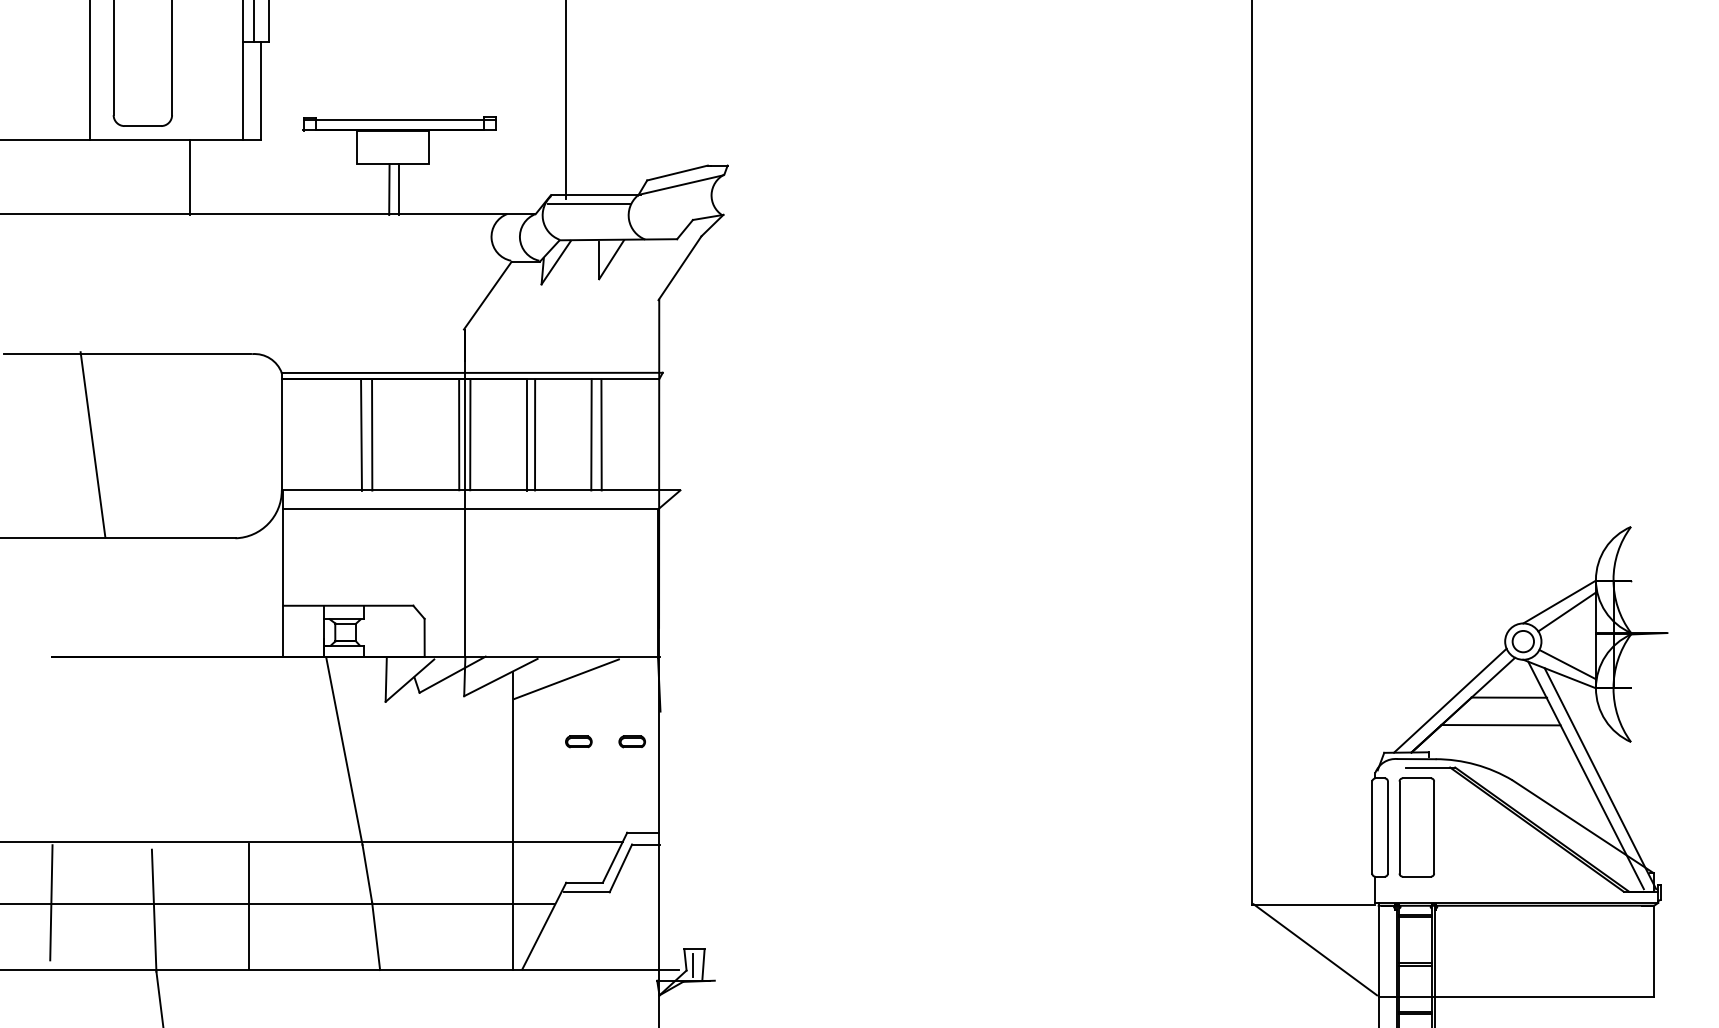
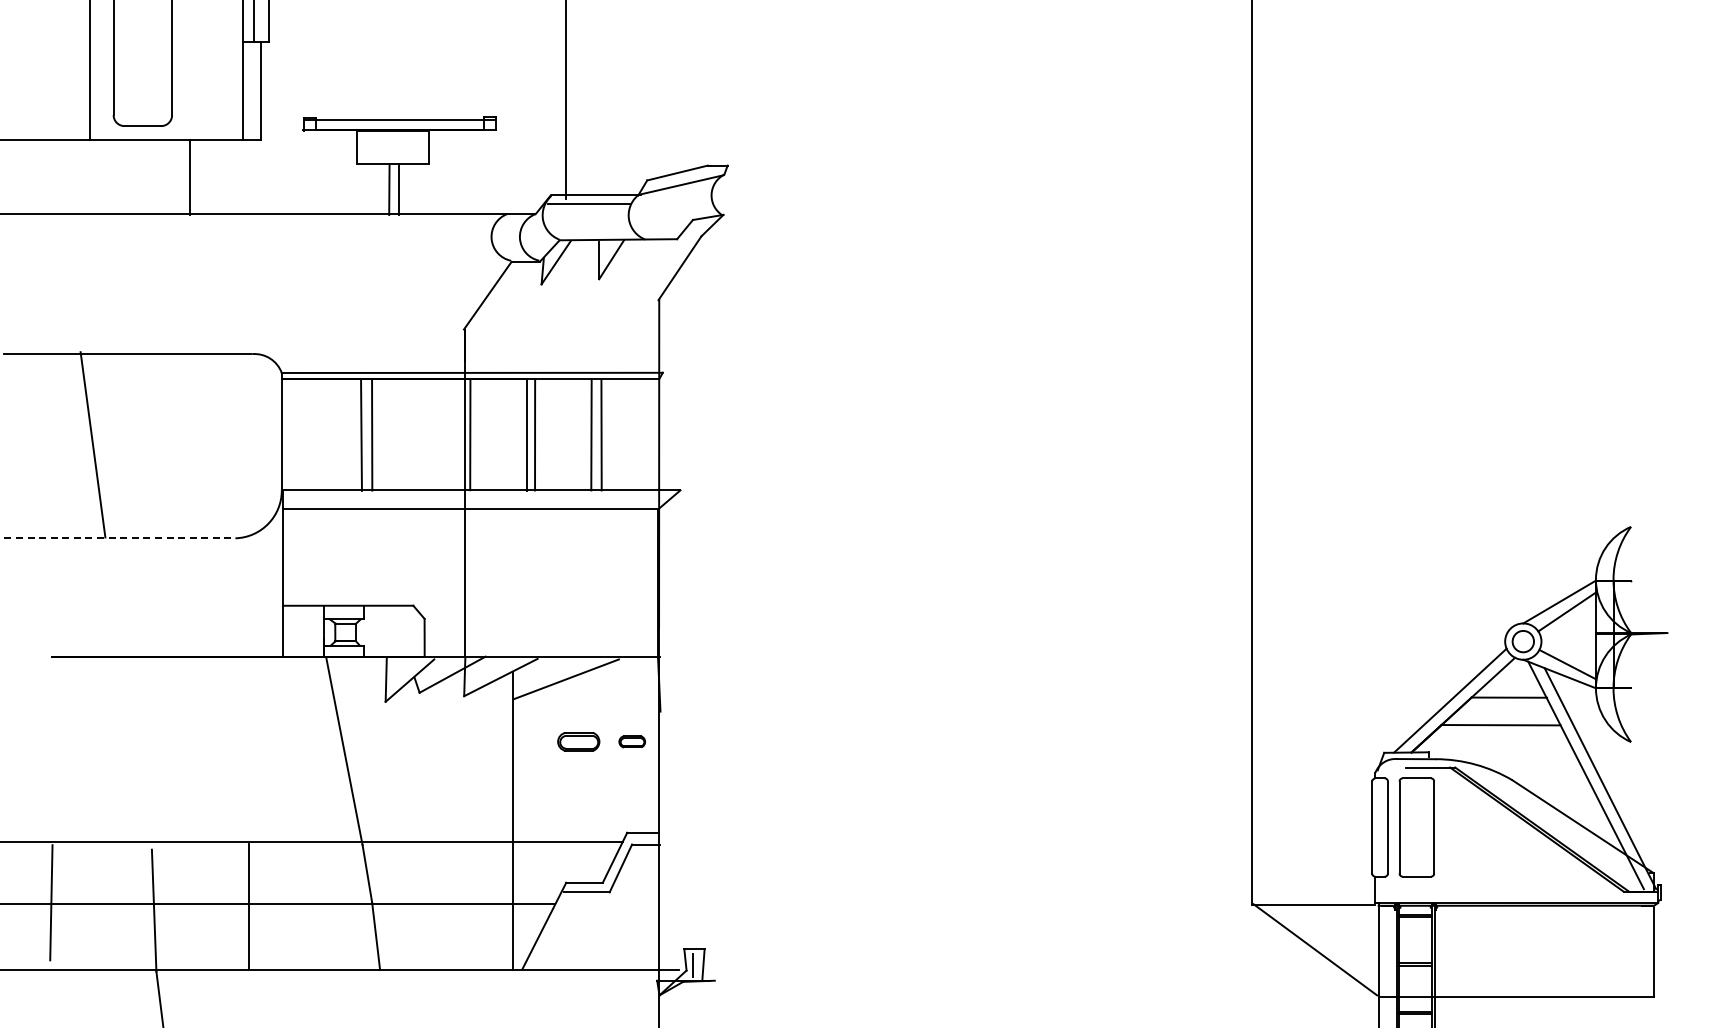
line: present -> none (459, 434)
line: solid -> dashed (118, 538)
part size: 28x14 px -> 44x20 px (578, 741)
